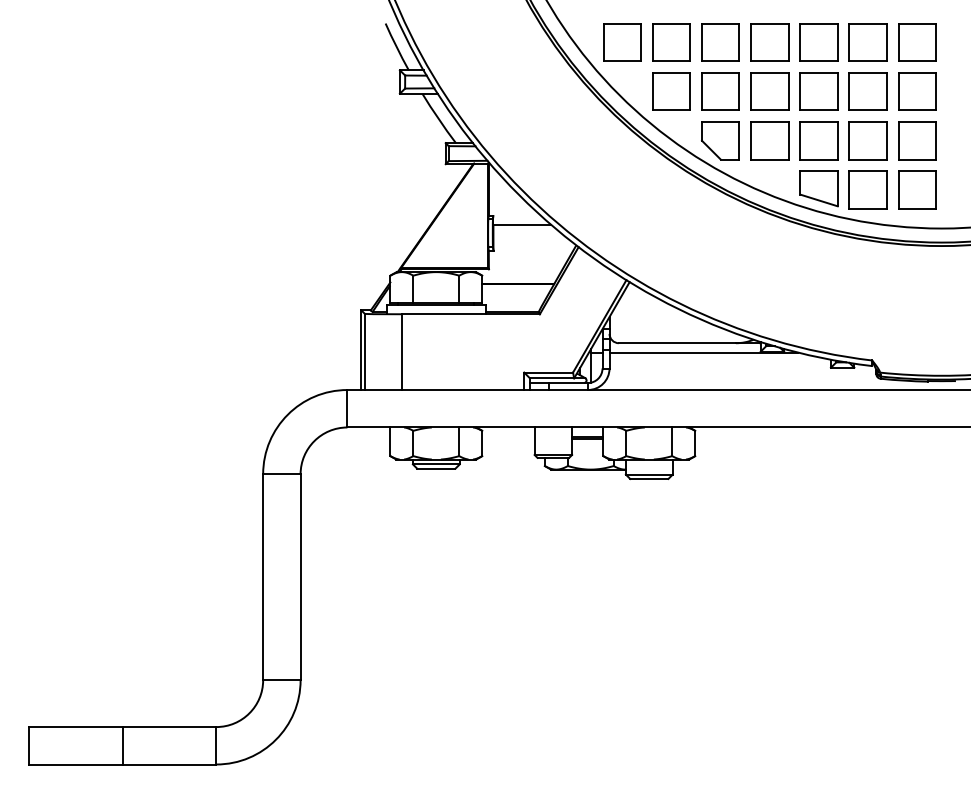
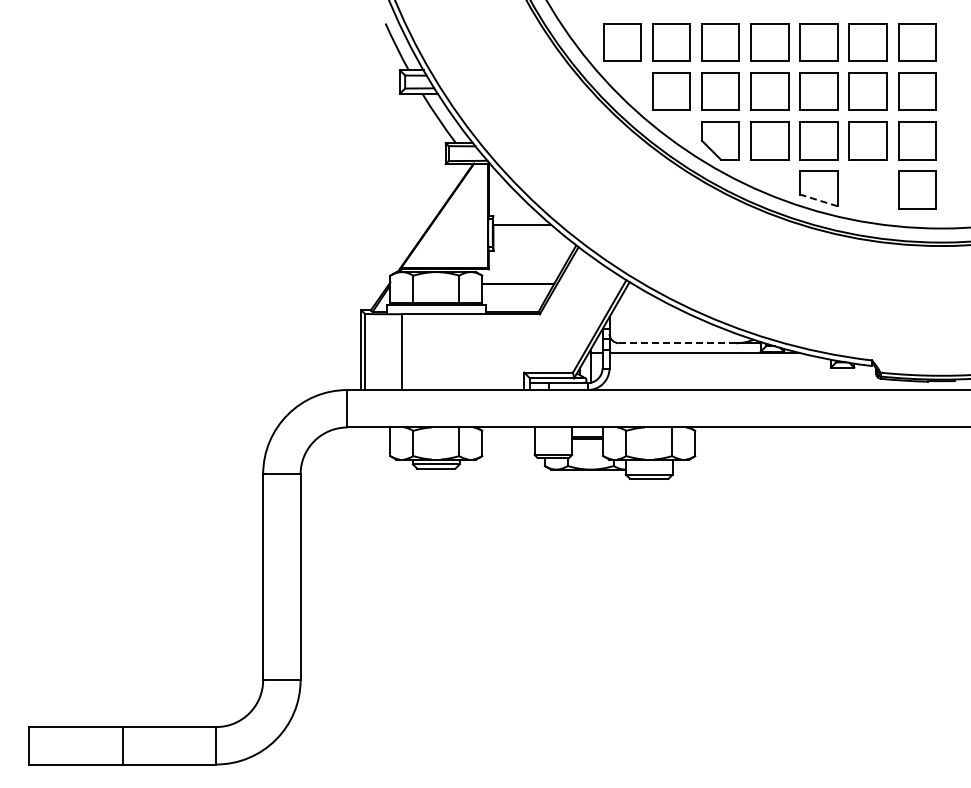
part: present -> none (867, 189)
line: solid -> dashed (819, 200)
line: solid -> dashed (677, 343)
